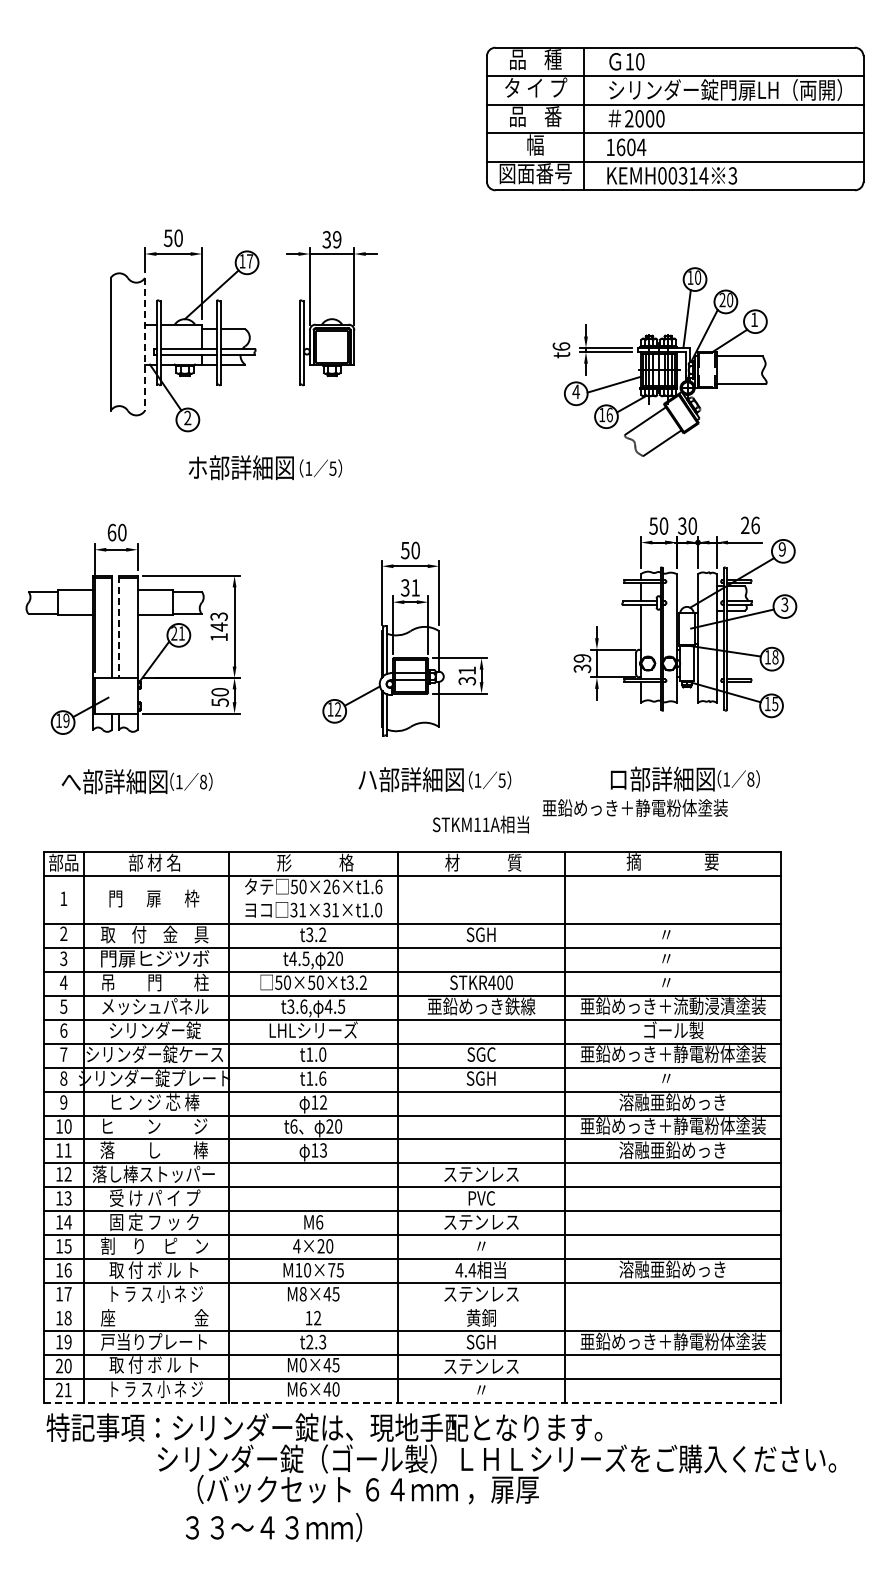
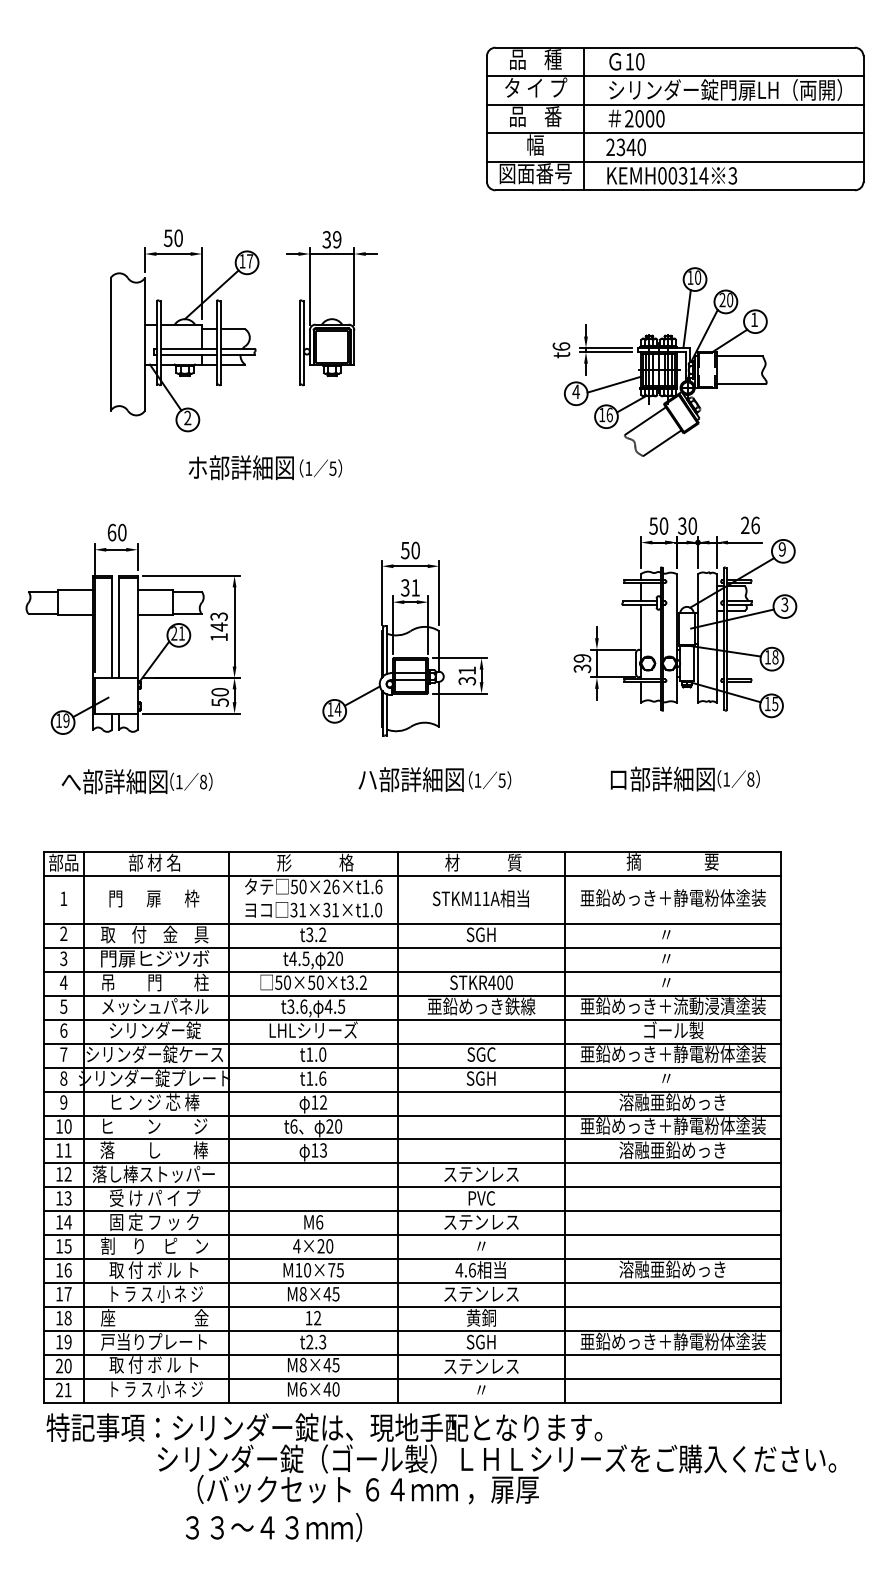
text: 1604 -> 2340 (626, 147)
line: dashed -> solid (145, 344)
line: dashed -> solid (119, 626)
text: 12 -> 14 (337, 709)
text position: (634, 807) -> (672, 897) (672, 897)
text position: (480, 824) -> (480, 898) (480, 898)
text: 4.4 -> 4.6 (472, 1270)
line: none -> present (412, 1307)
text: M0×45 -> M8×45 (302, 1365)
line: dashed -> solid (412, 1403)
